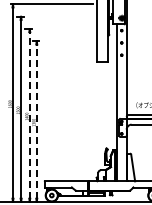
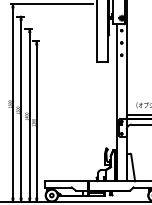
line: dashed -> solid (29, 114)
line: dashed -> solid (36, 121)
